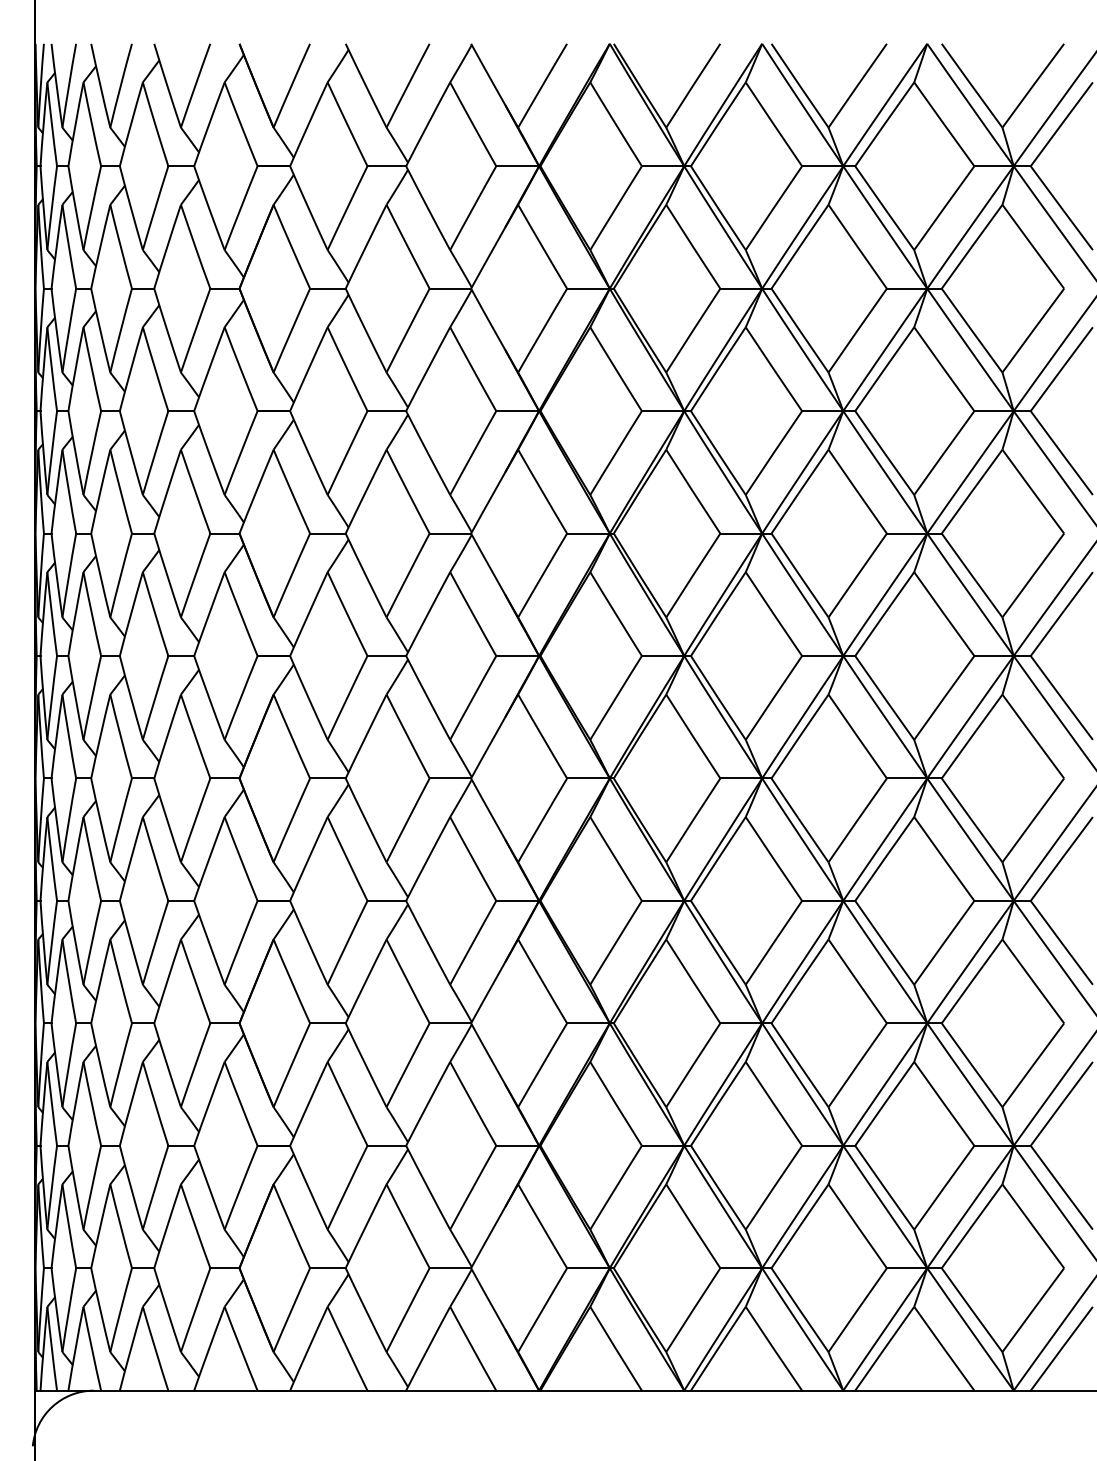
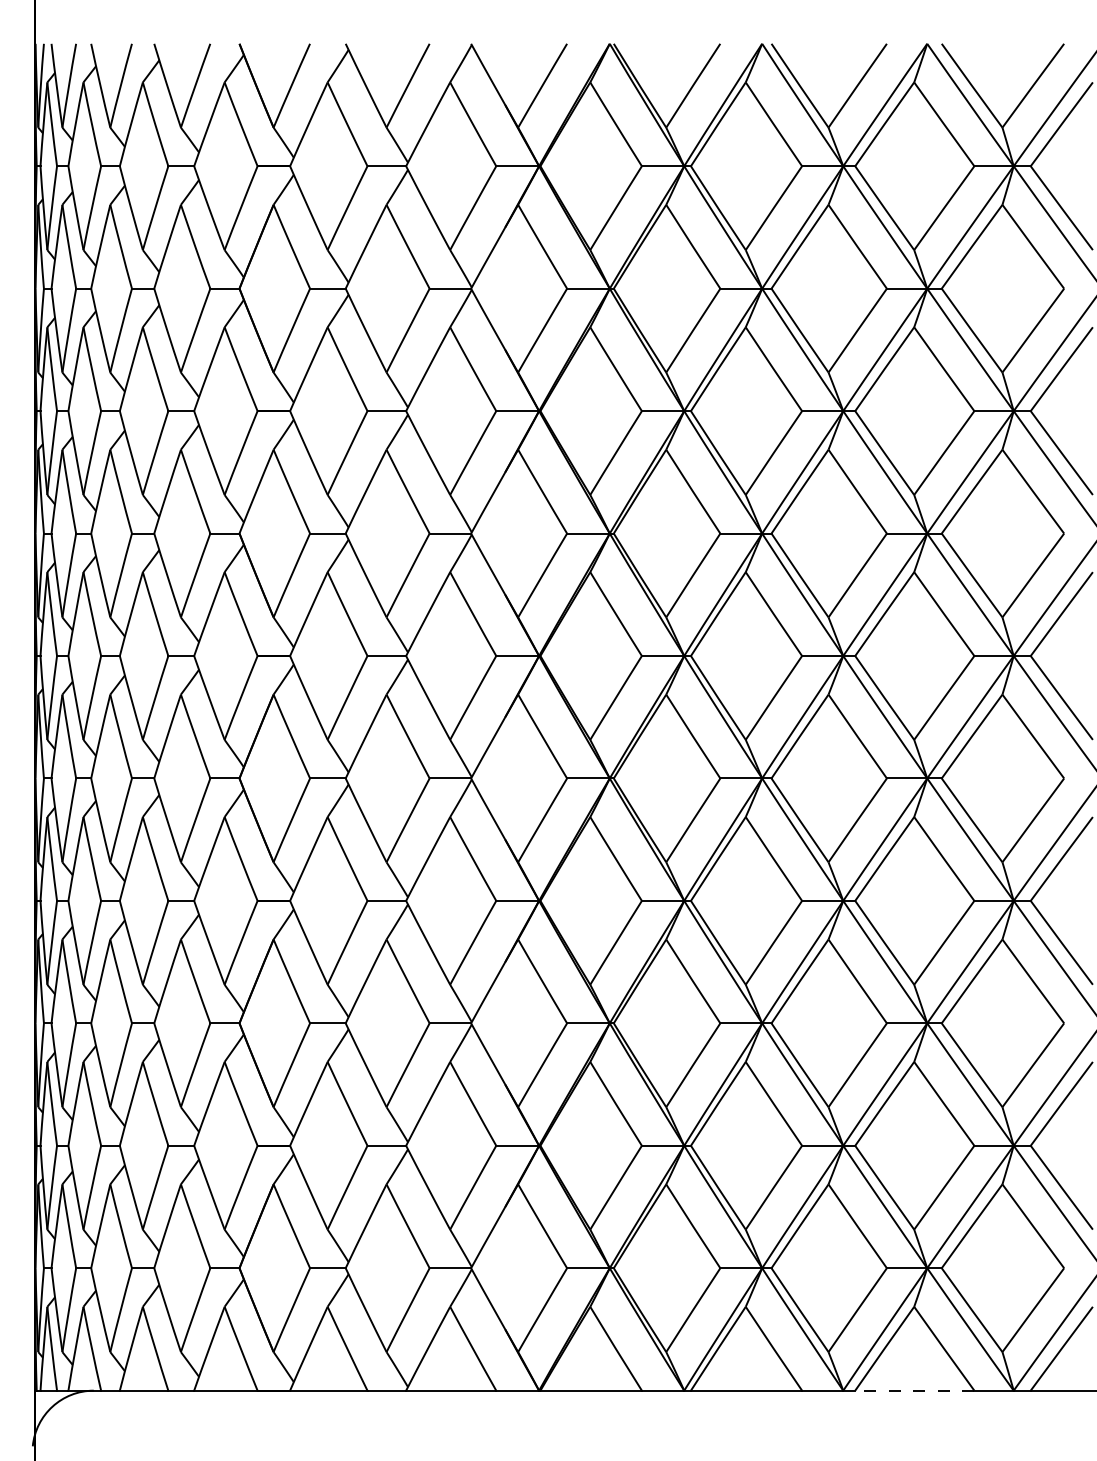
line: solid -> dashed (914, 1390)
